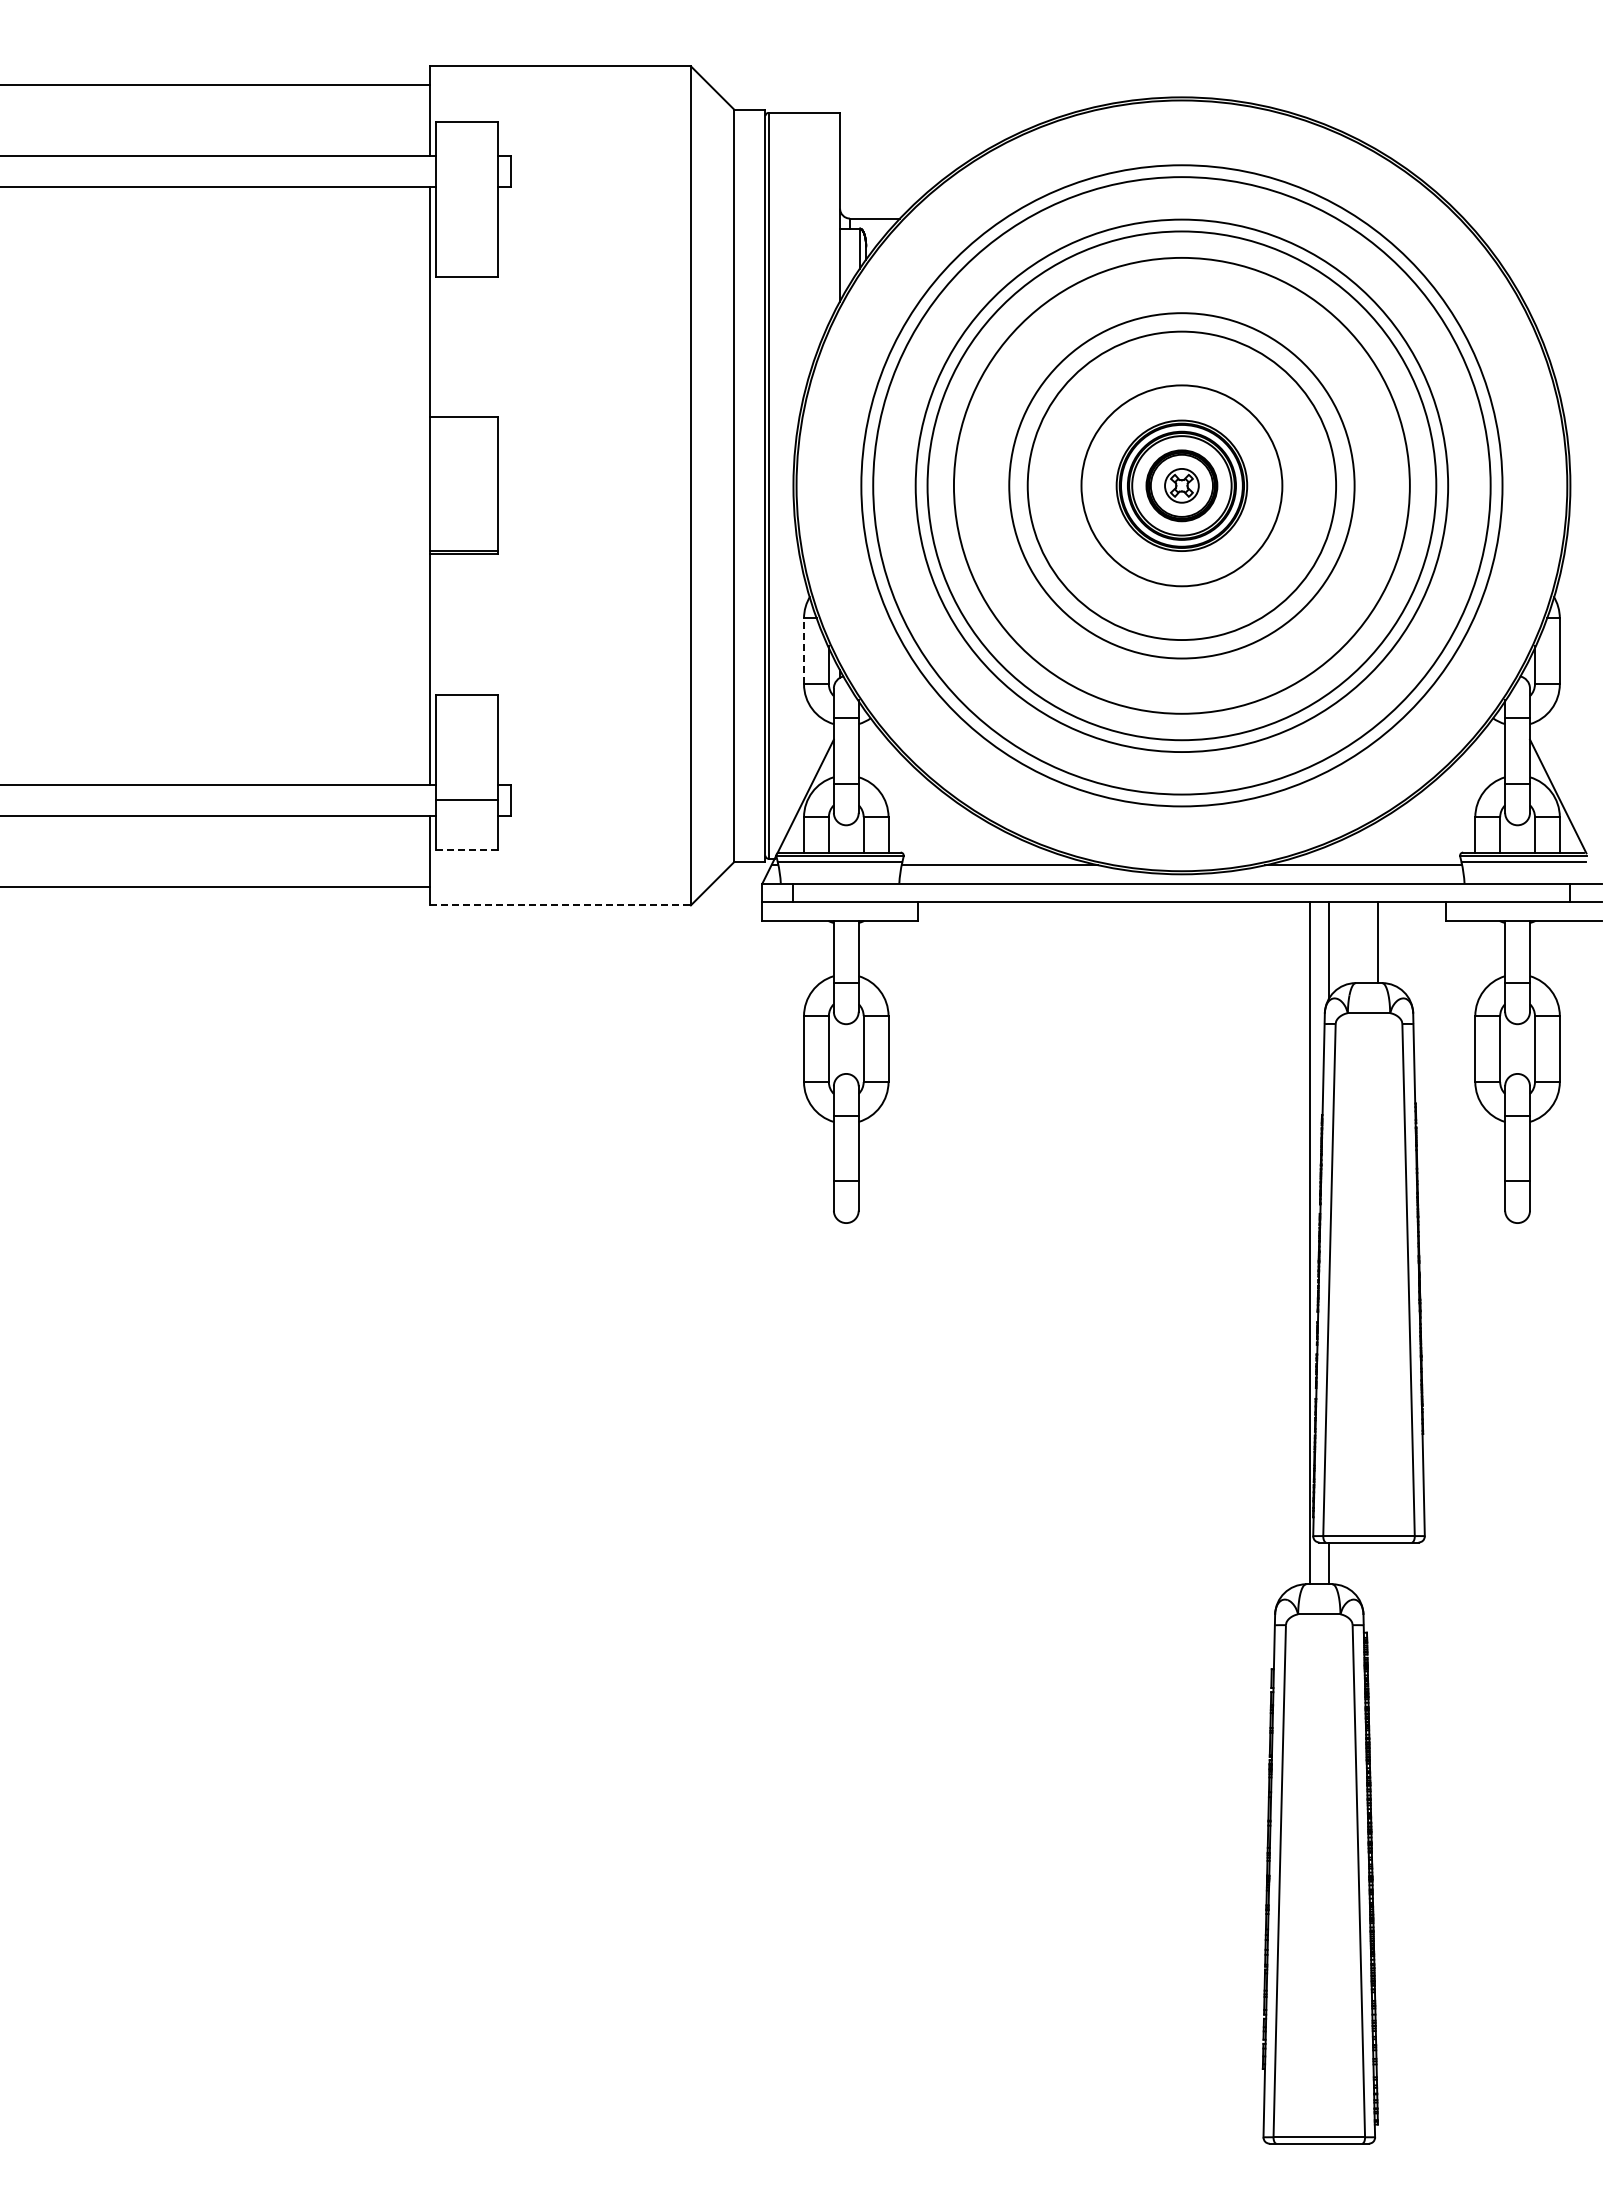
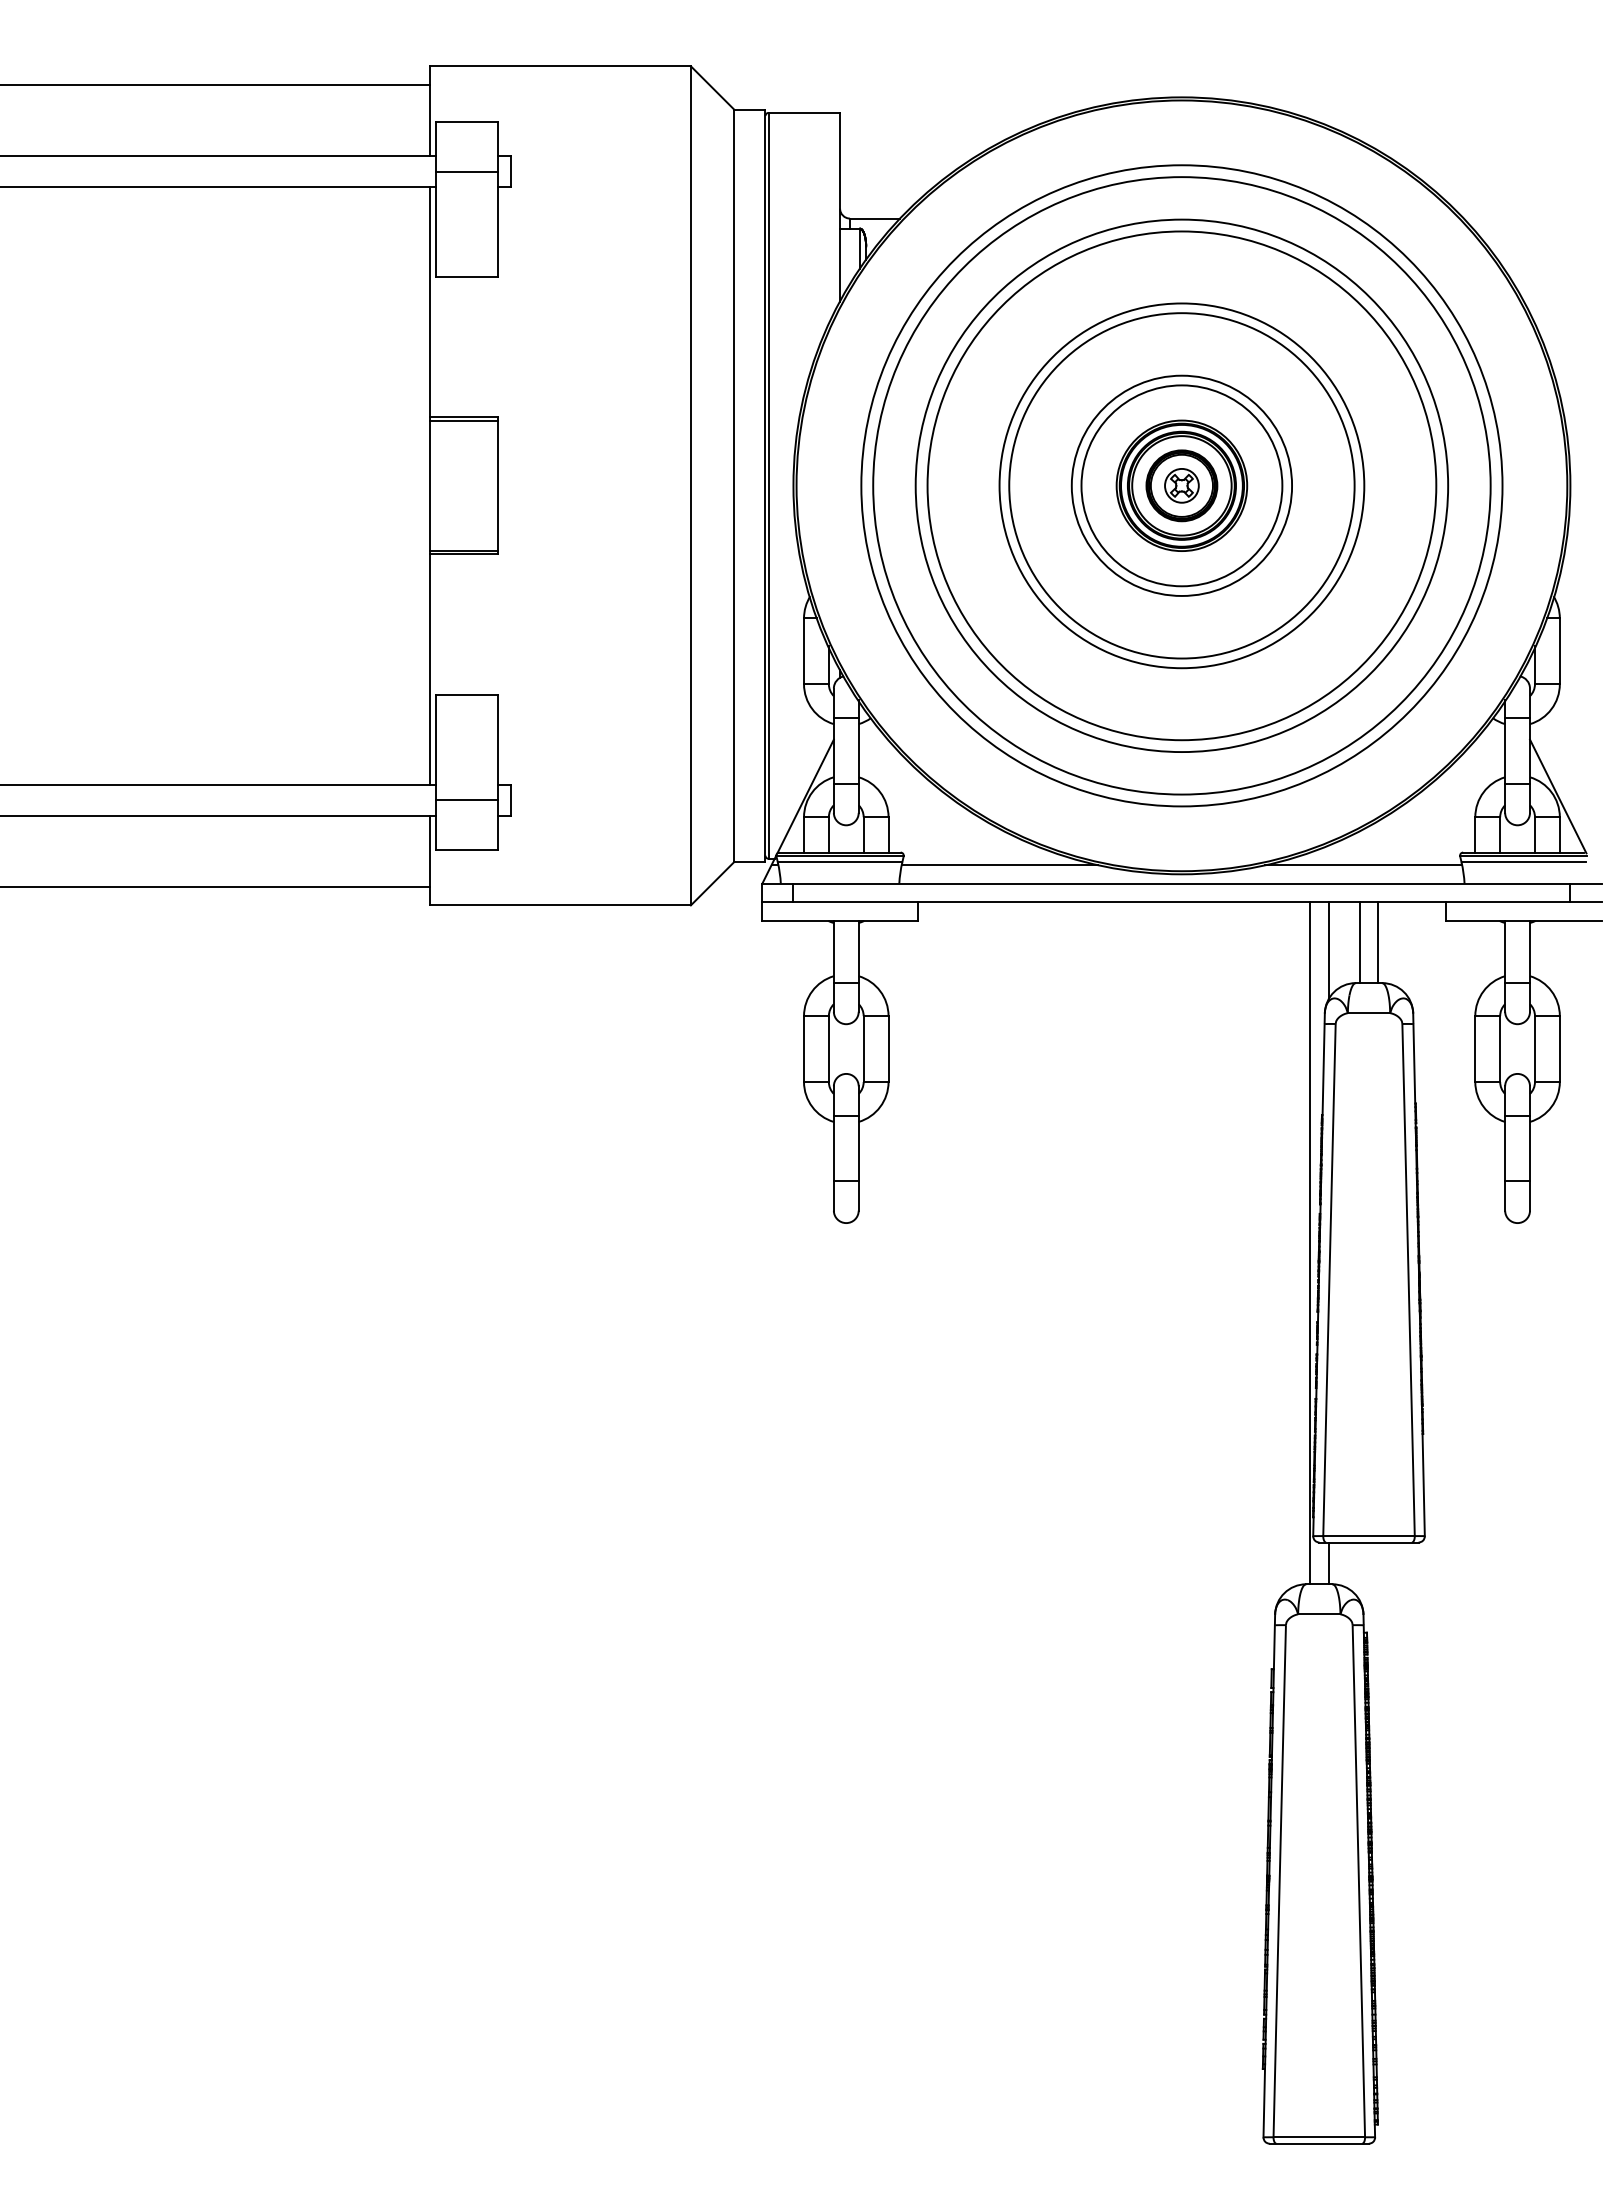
line: none -> present (467, 171)
line: none -> present (463, 420)
circle diameter: 308 px -> 220 px (1181, 485)
circle diameter: 456 px -> 365 px (1181, 485)
line: dashed -> solid (804, 651)
line: dashed -> solid (466, 849)
line: dashed -> solid (560, 905)
line: none -> present (1359, 942)
